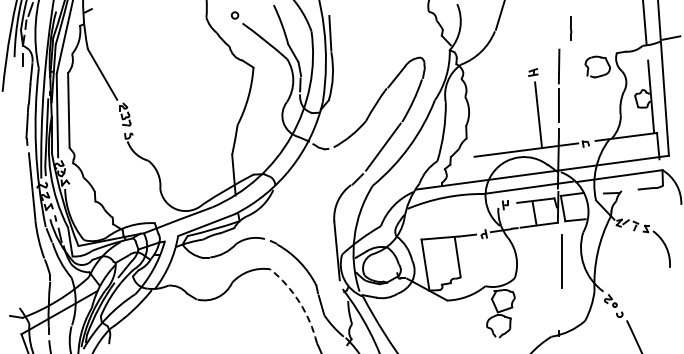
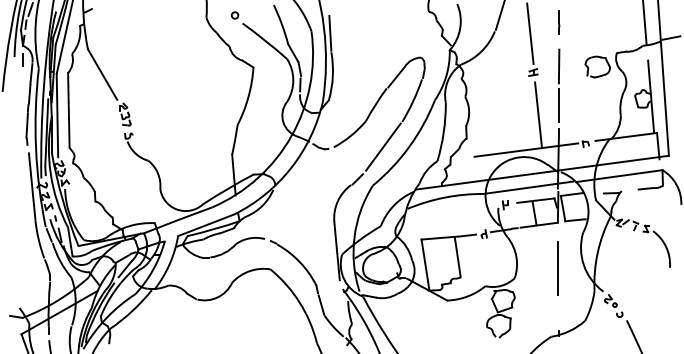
line position: (571, 28) -> (559, 22) (559, 22)
line: none -> present (530, 33)
line position: (561, 261) -> (557, 268) (557, 268)
arc: dashed -> solid (299, 302)
